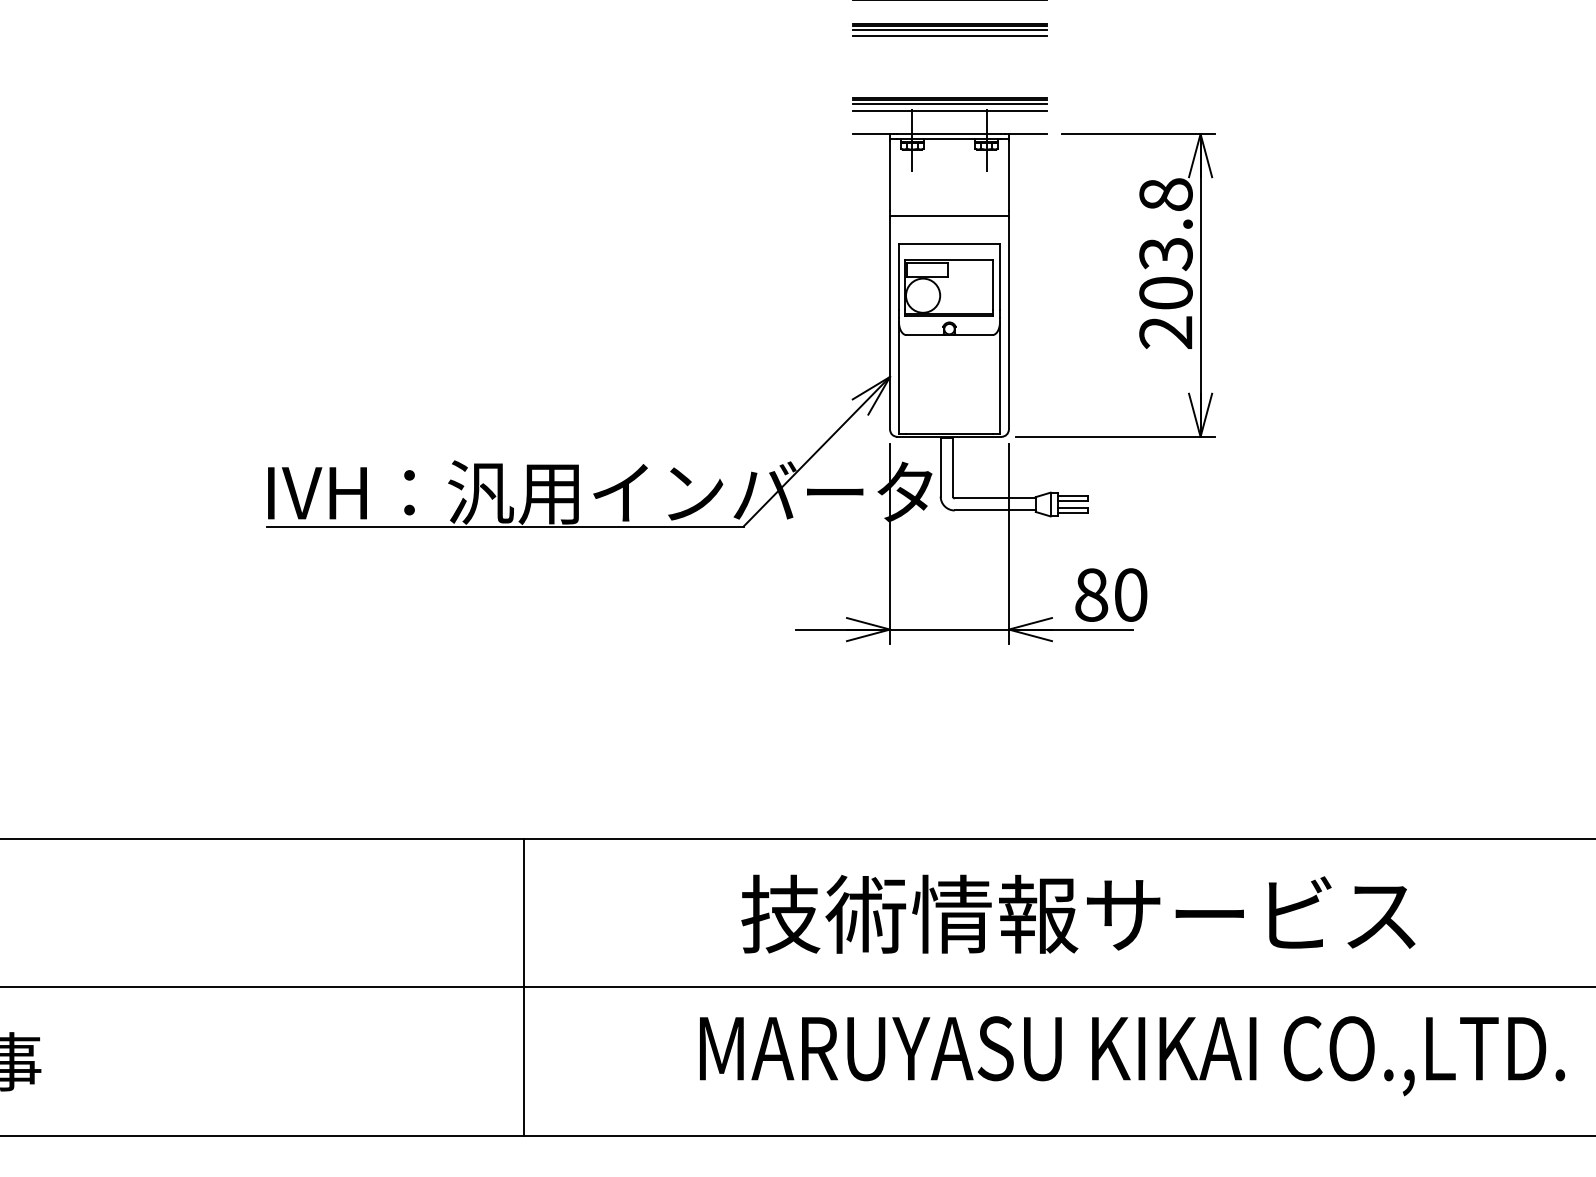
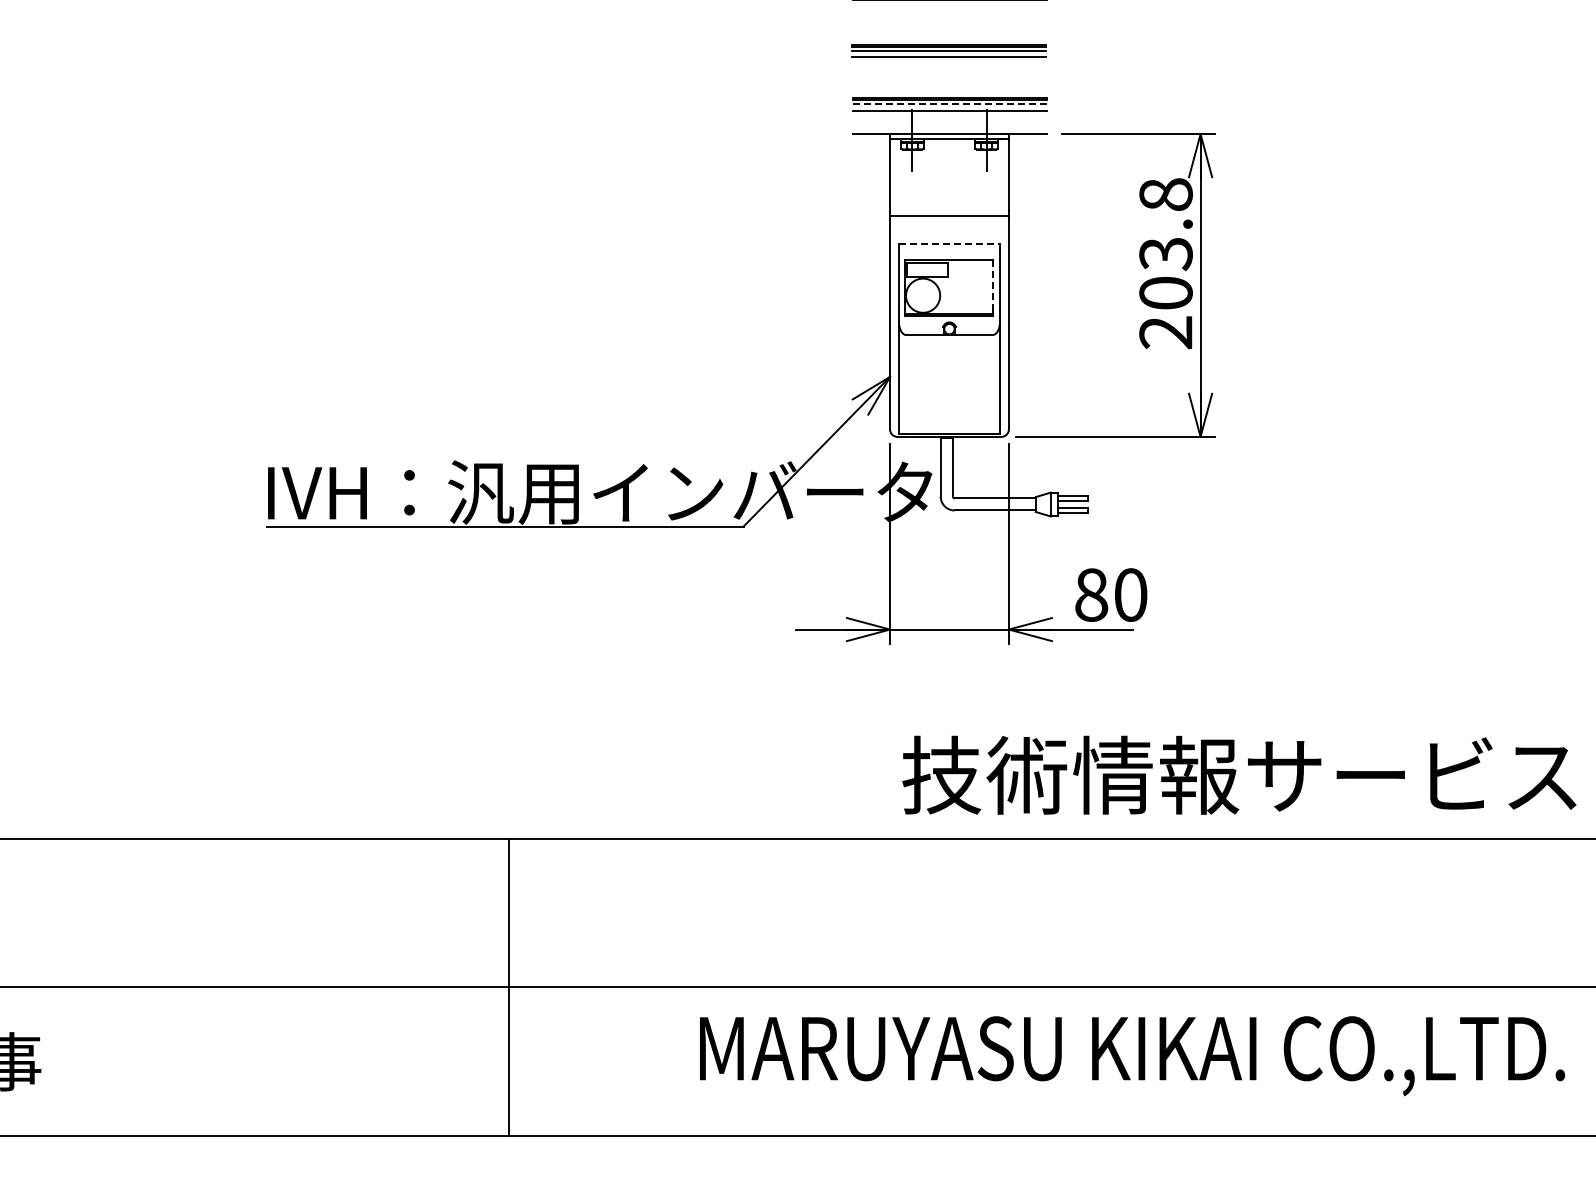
part position: (949, 29) -> (948, 50) (948, 50)
line: solid -> dashed (949, 104)
line: solid -> dashed (949, 243)
line: solid -> dashed (993, 285)
text position: (1078, 913) -> (1239, 774) (1239, 774)
line position: (524, 986) -> (509, 986) (509, 986)
